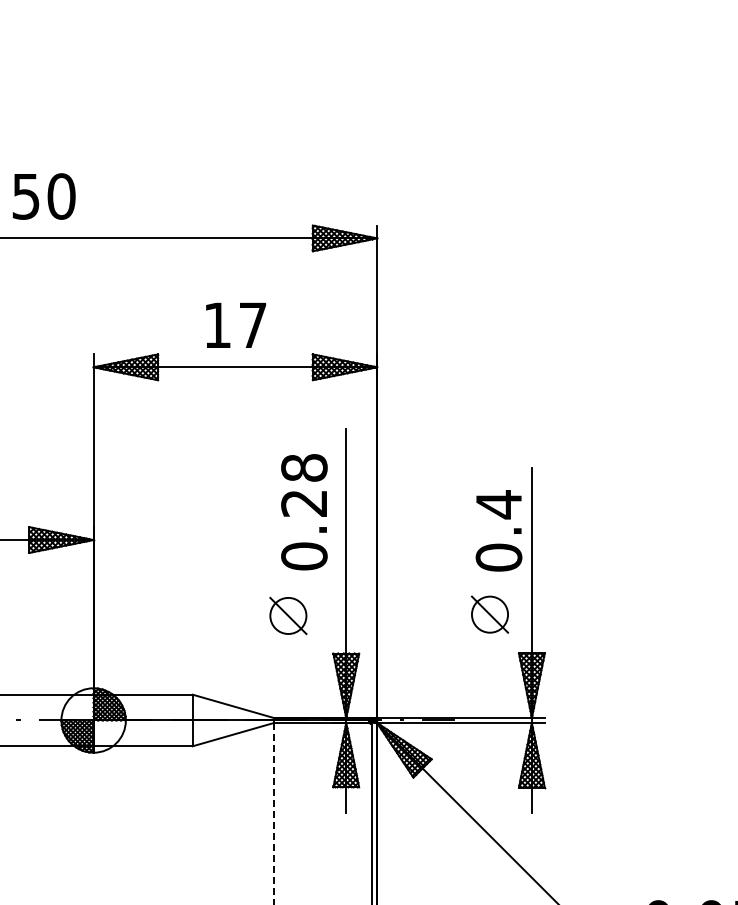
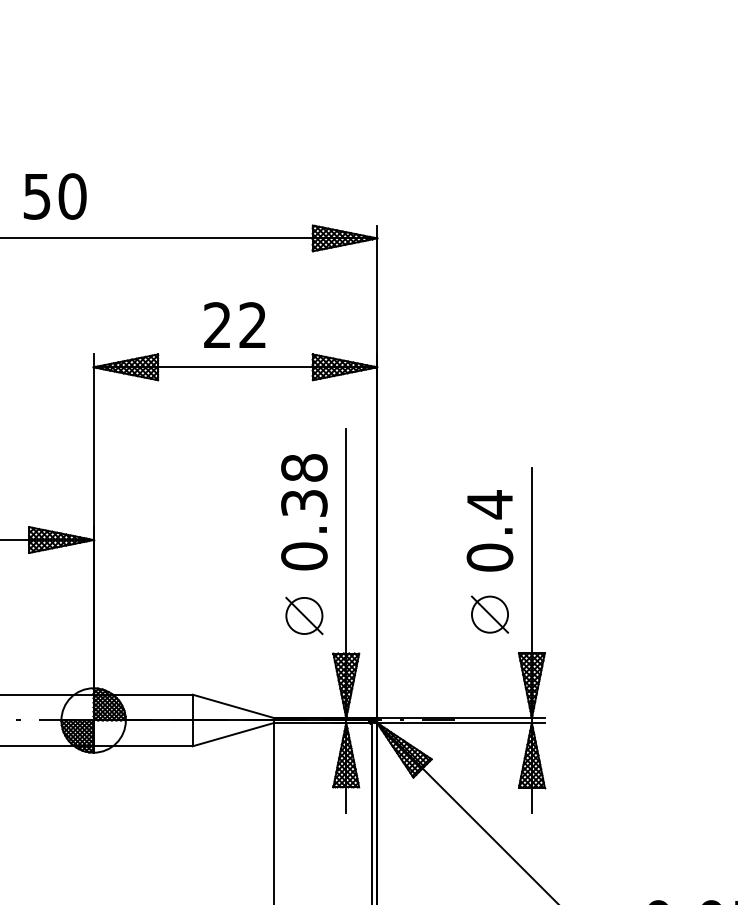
text position: (43, 196) -> (54, 196) (54, 196)
text: 17 -> 22 (235, 324)
text: 0.28 -> 0.38 (304, 503)
text position: (498, 530) -> (489, 530) (489, 530)
part position: (288, 615) -> (304, 615) (304, 615)
line: dashed -> solid (274, 813)
